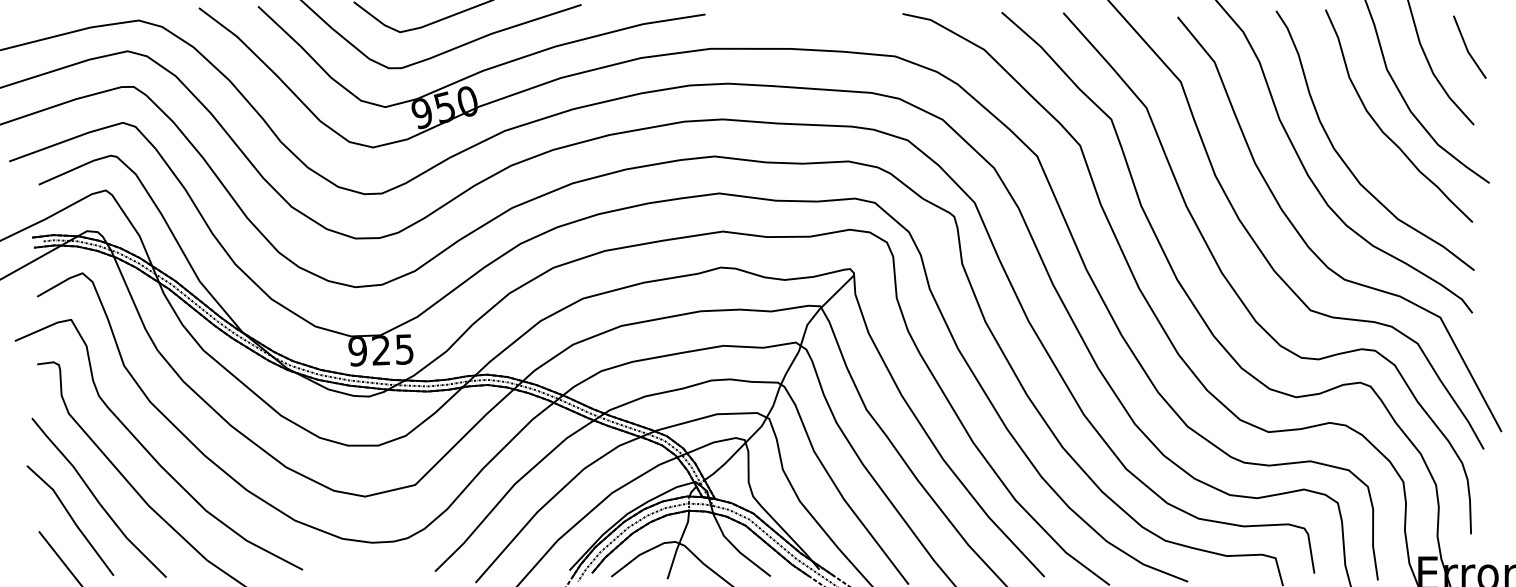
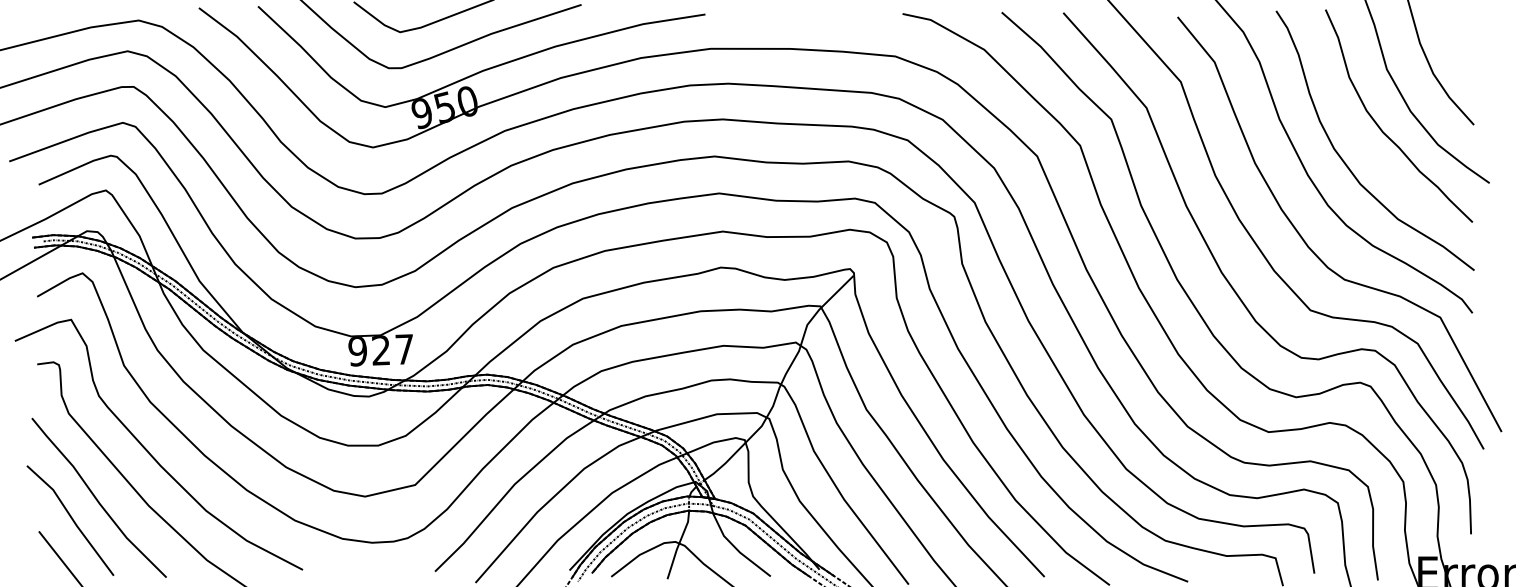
line: present -> none (1467, 47)
text: 925 -> 927 (404, 349)
